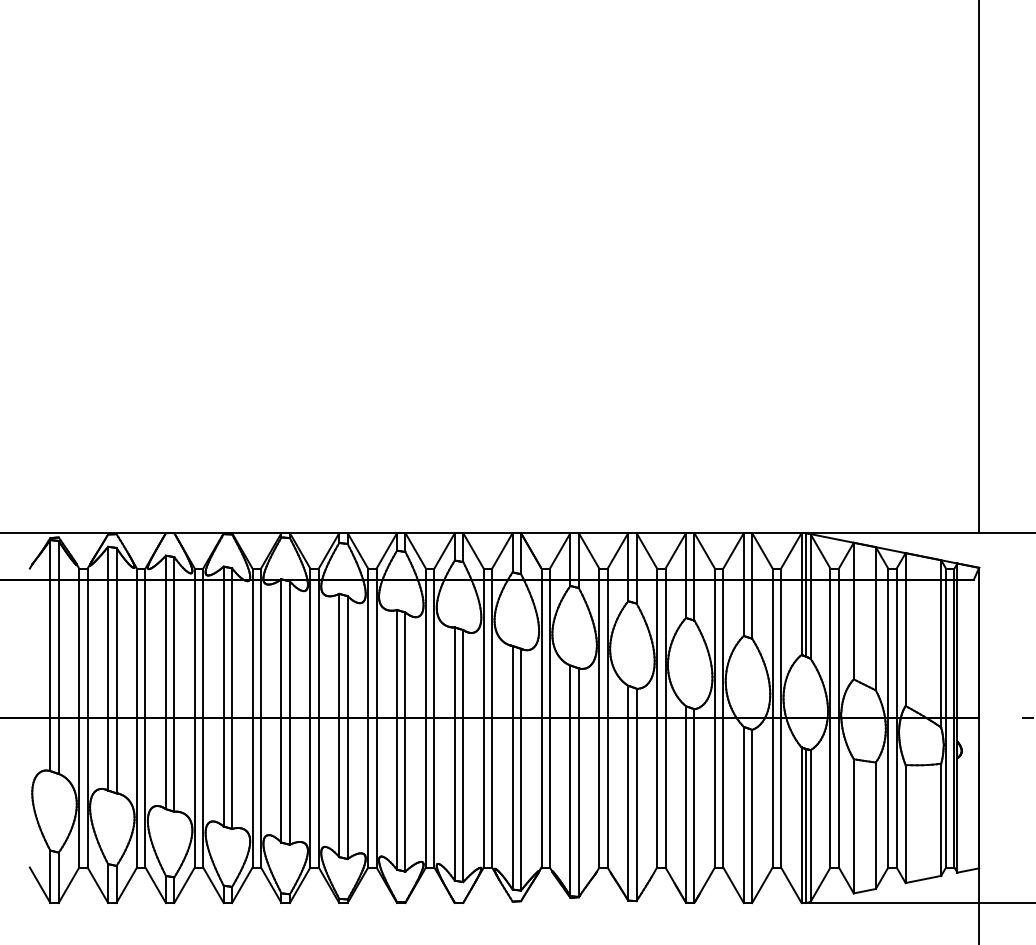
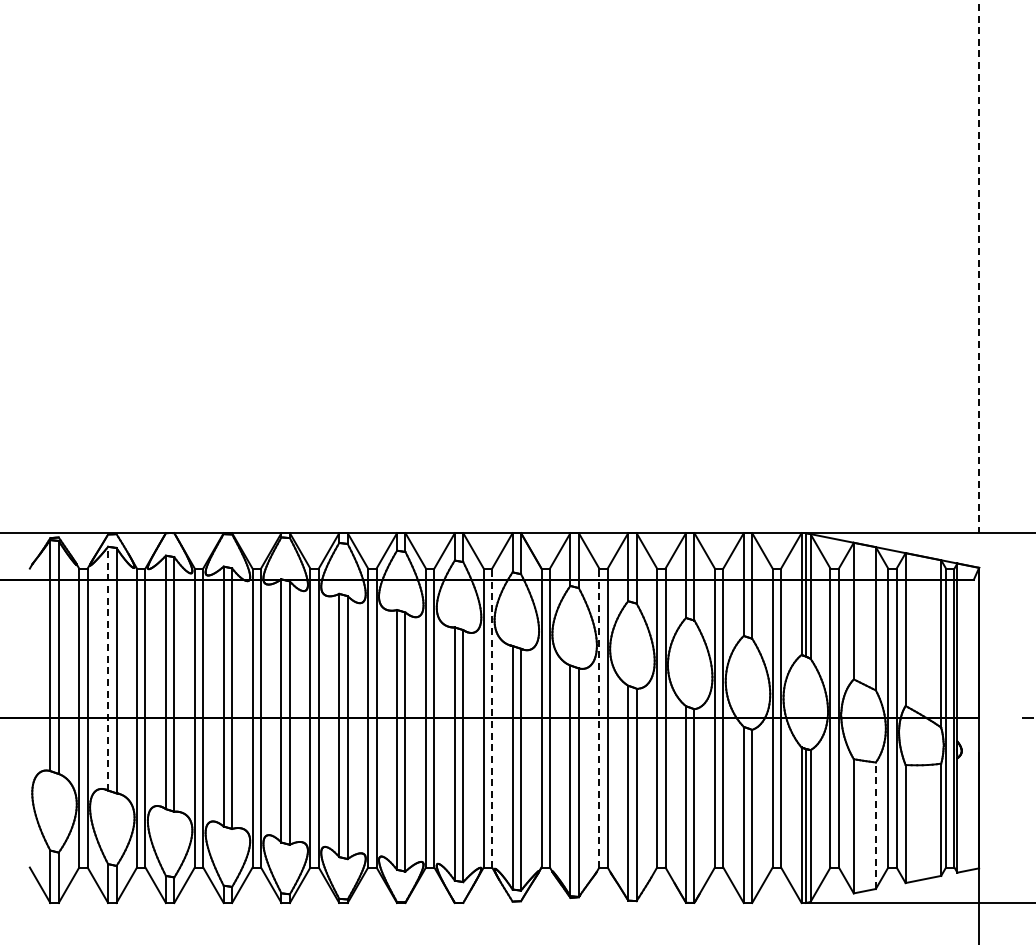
line: solid -> dashed (979, 267)
line: solid -> dashed (108, 668)
line: solid -> dashed (492, 717)
line: solid -> dashed (599, 717)
line: solid -> dashed (875, 825)
